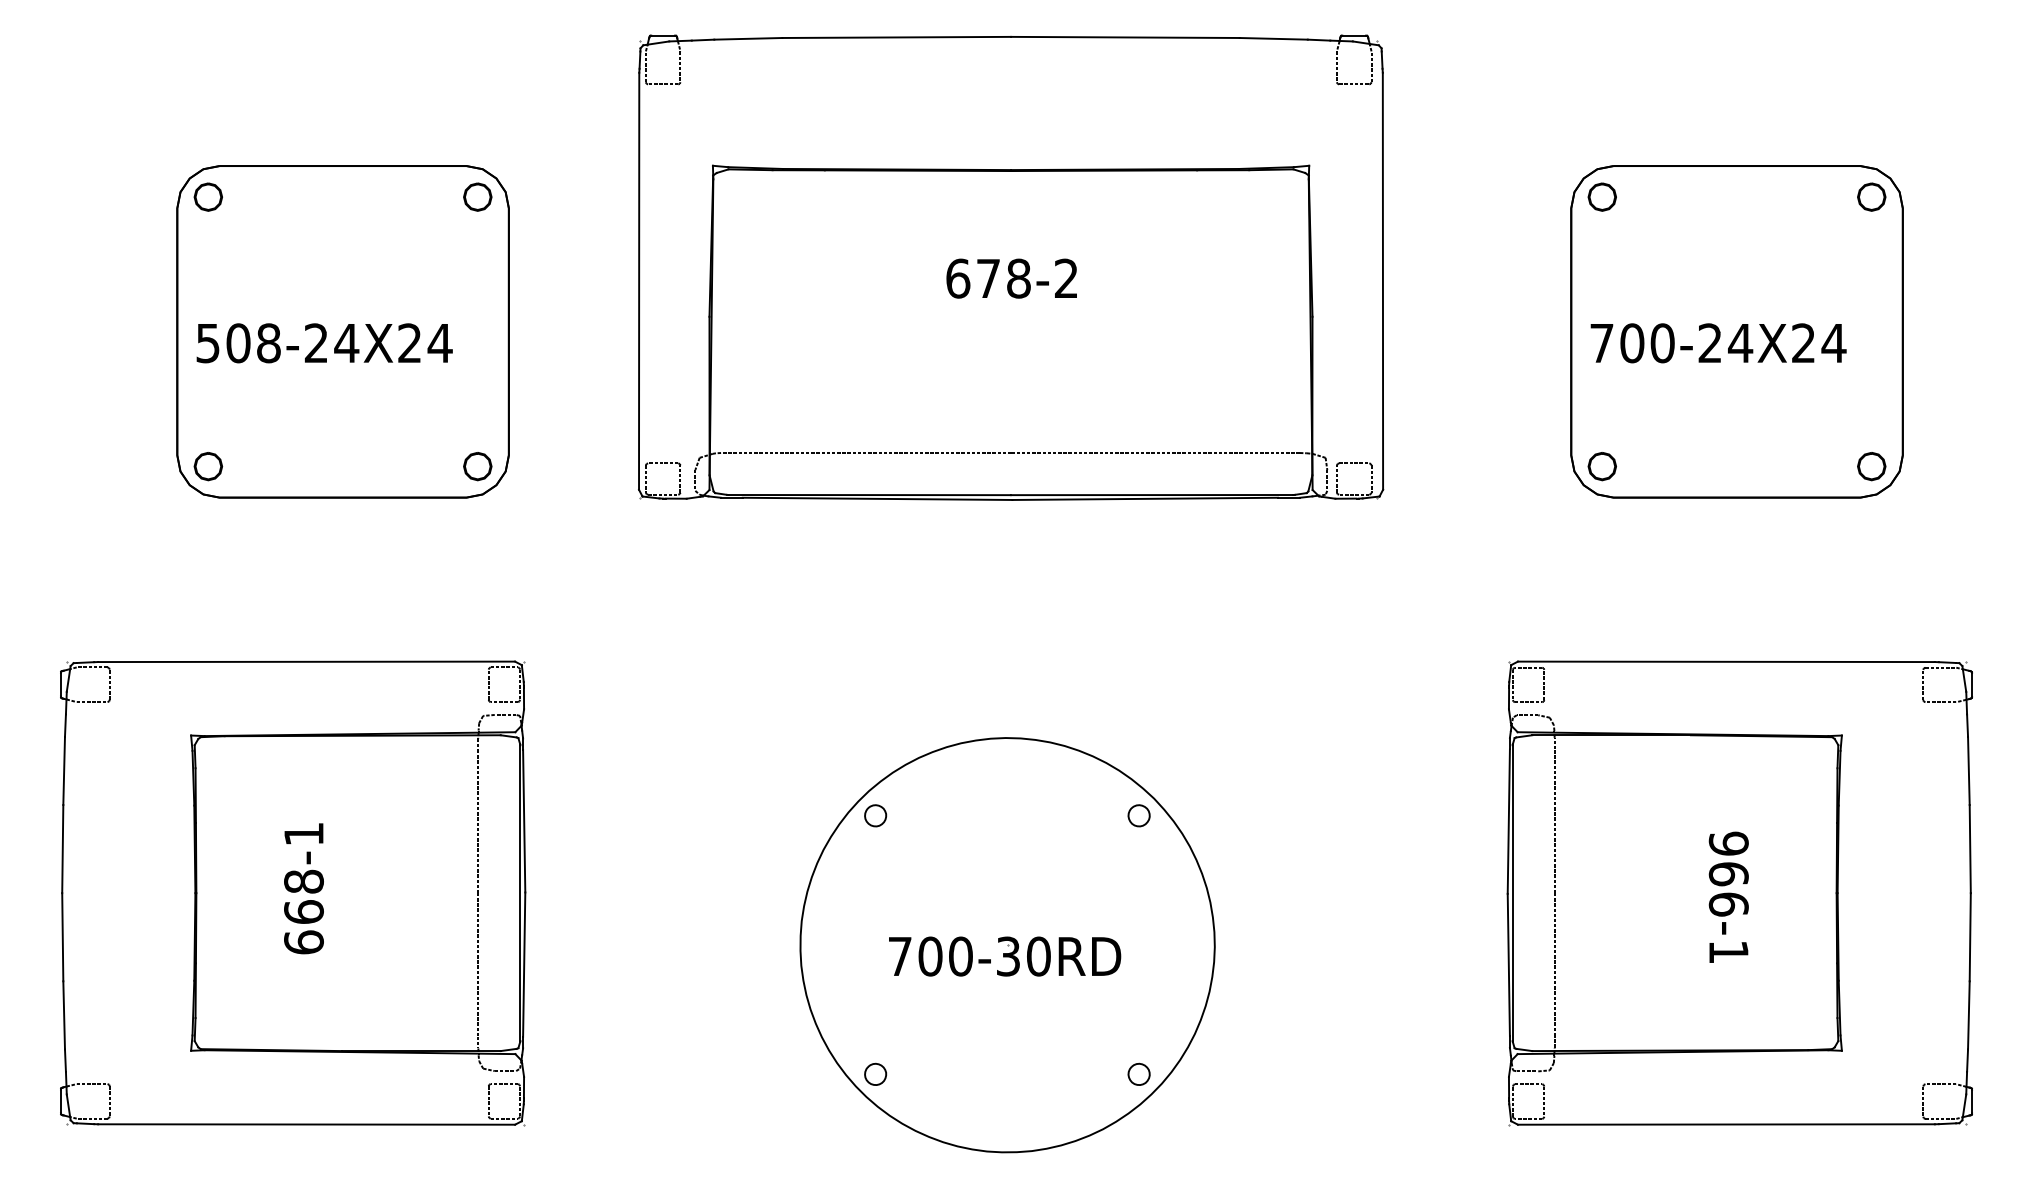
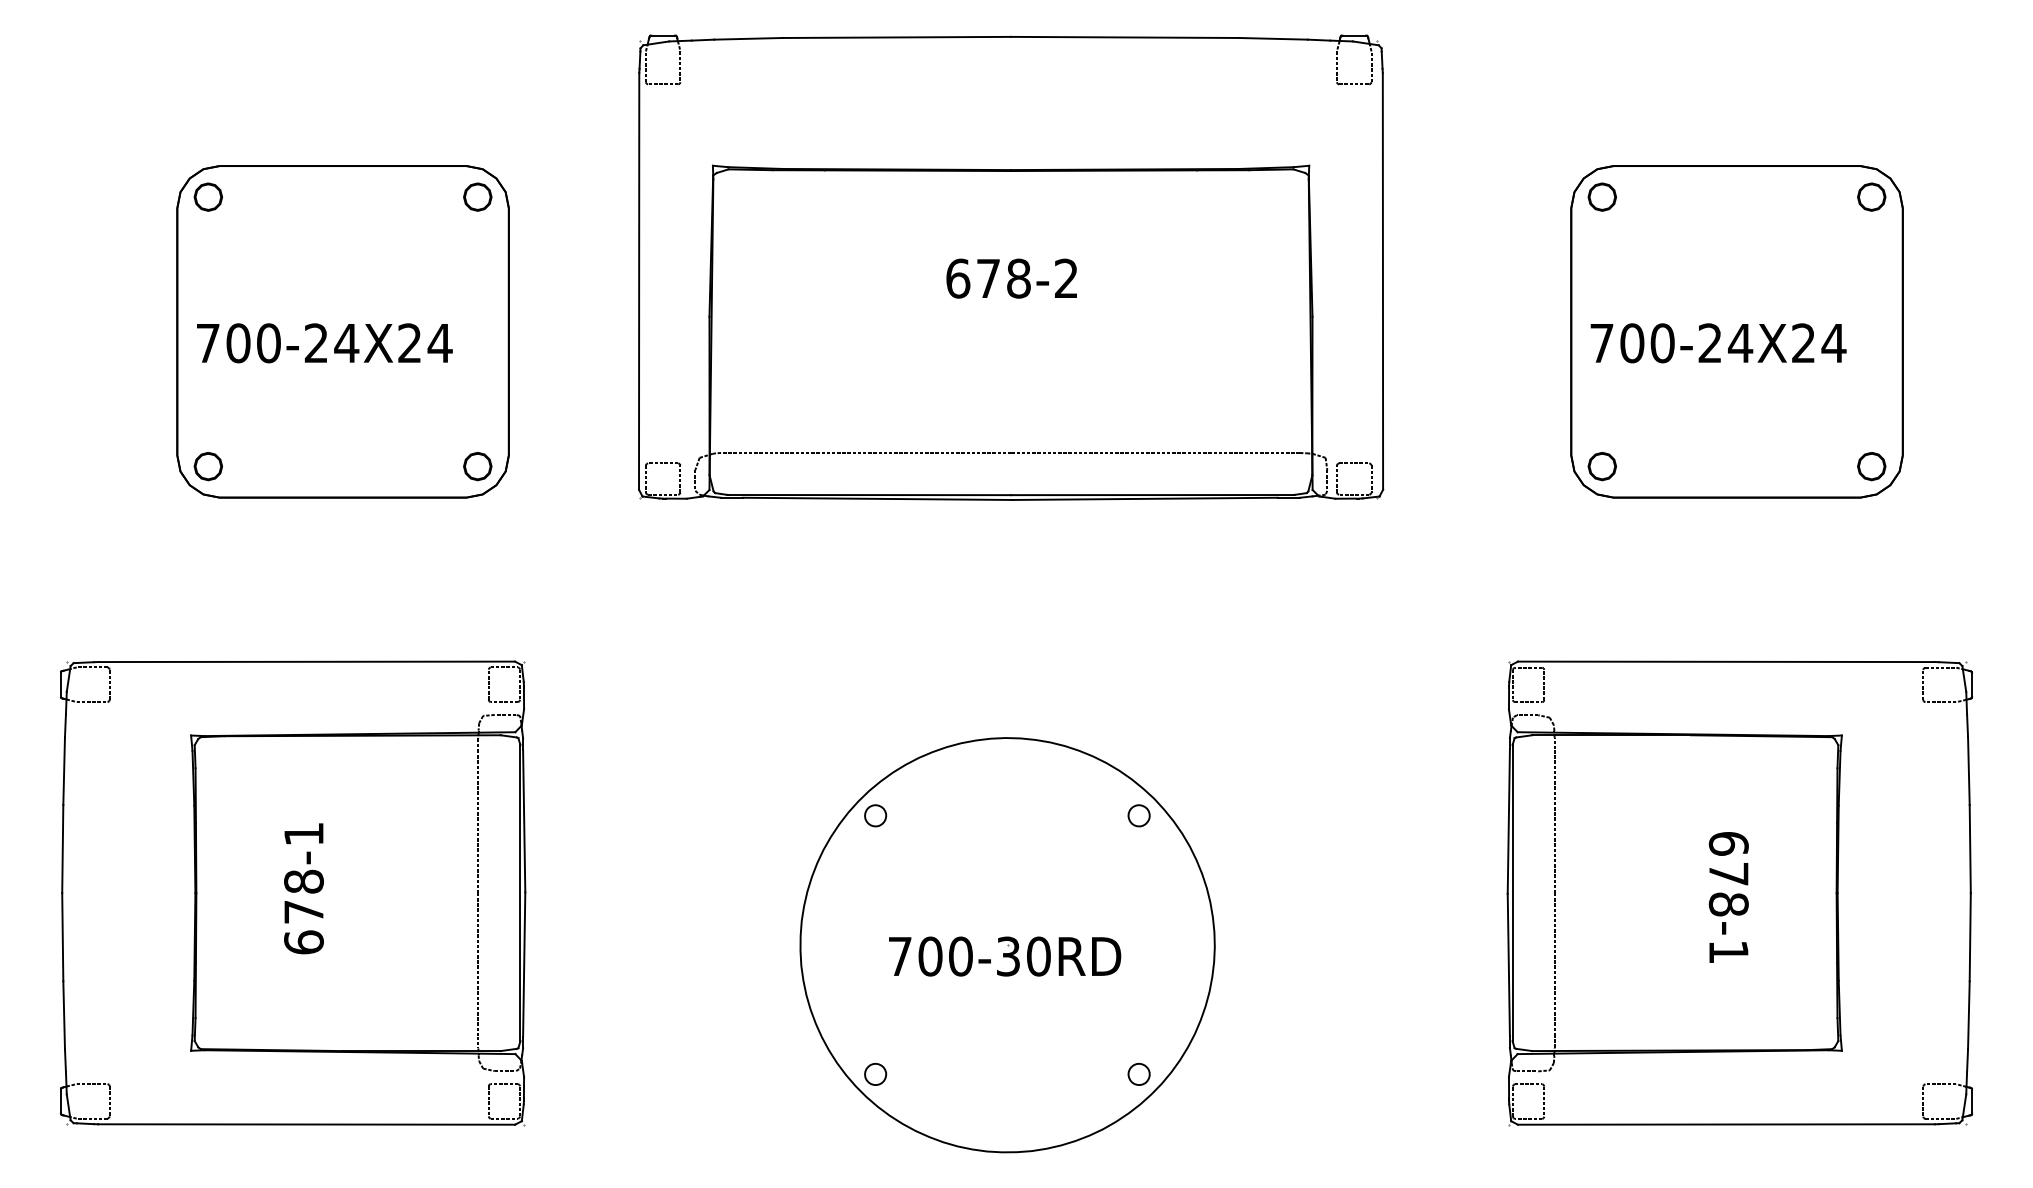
text: 508-24X24 -> 700-24X24 (238, 343)
text: 966-1 -> 678-1 (1728, 873)
text: 668-1 -> 678-1 (303, 911)
